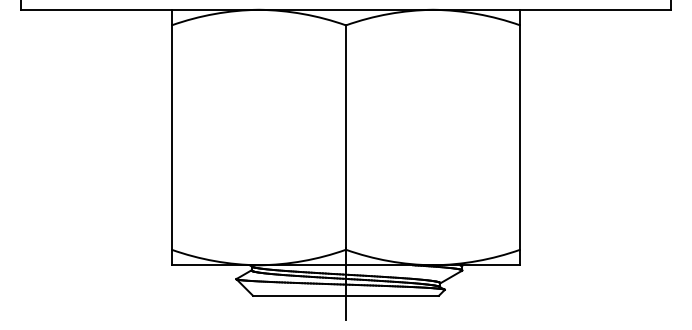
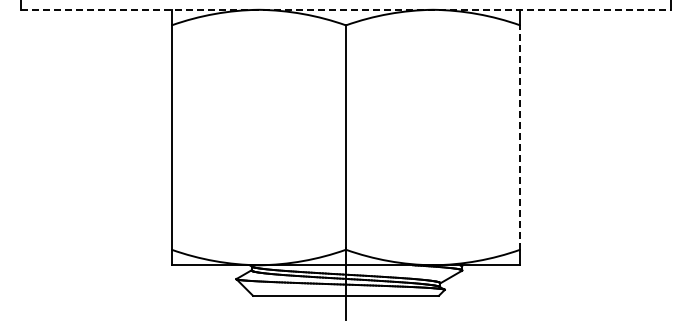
line: solid -> dashed (346, 9)
line: solid -> dashed (520, 137)
